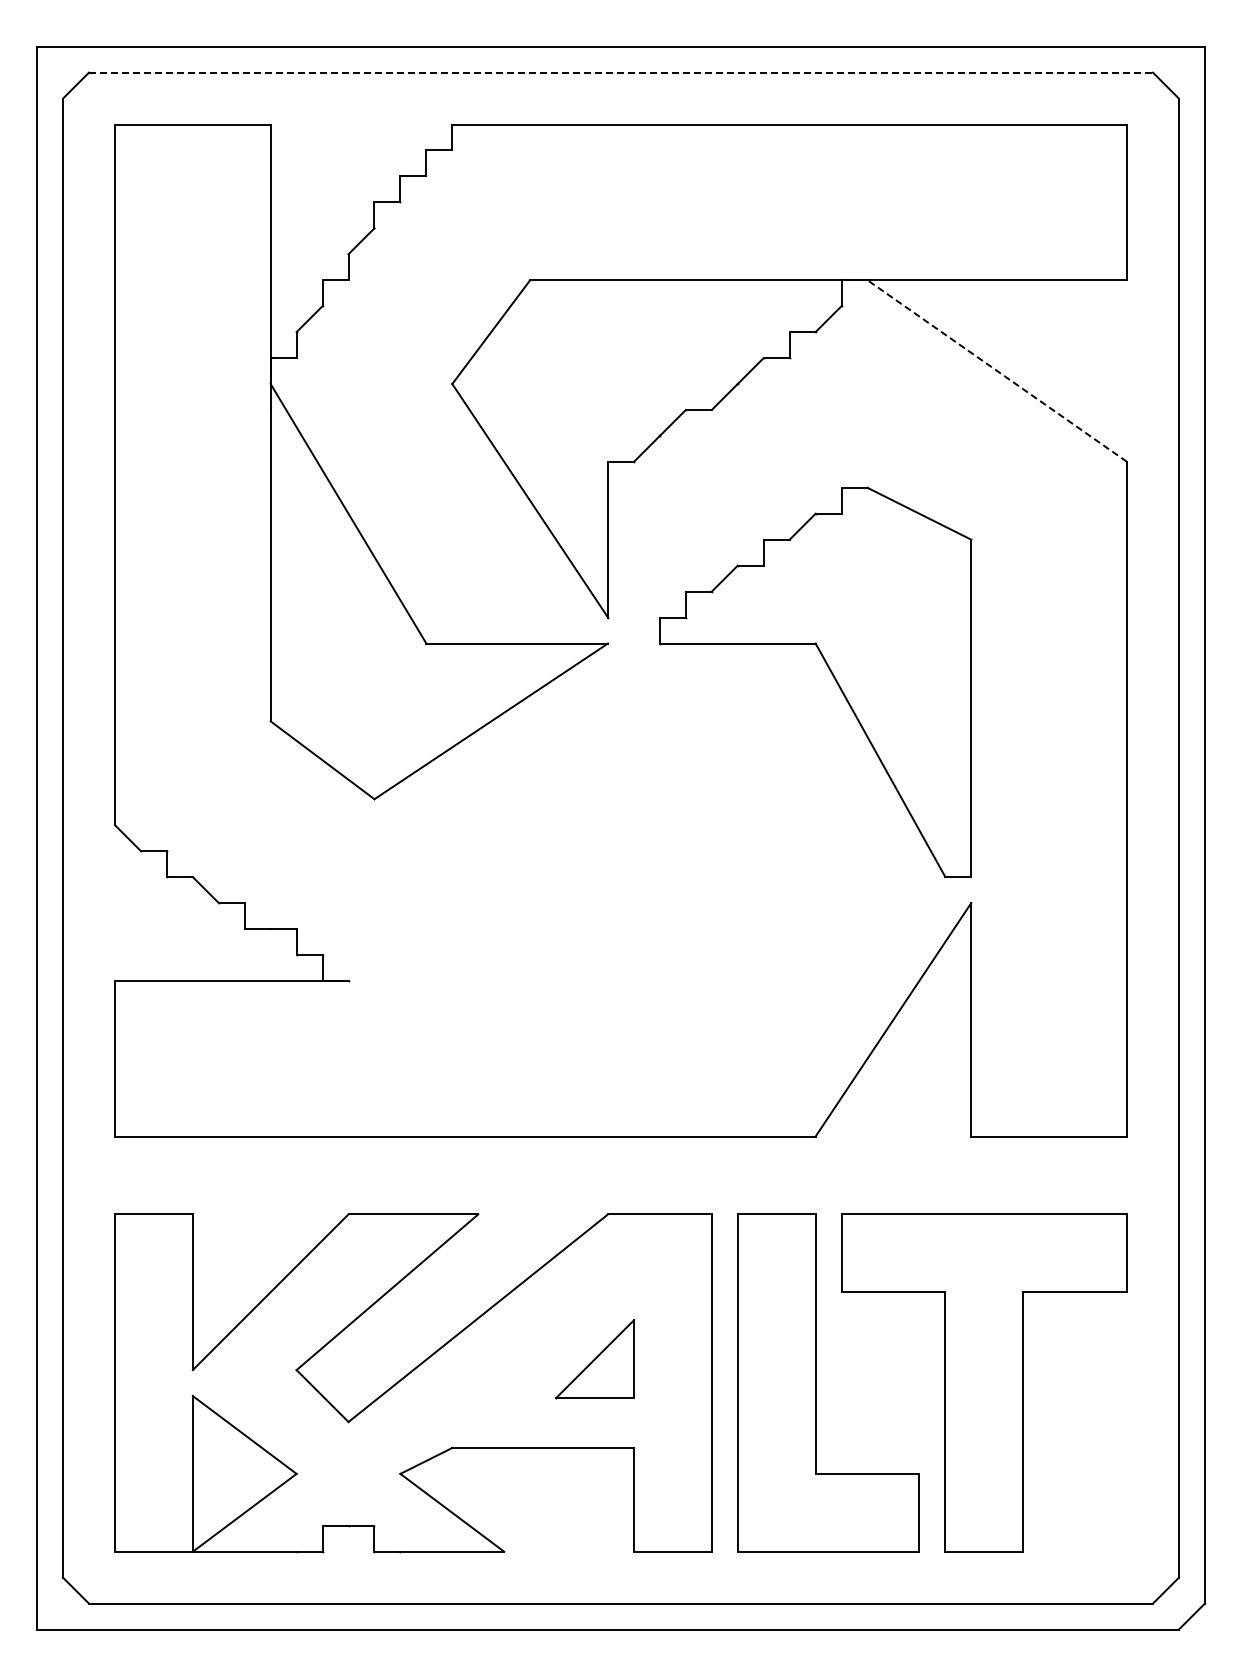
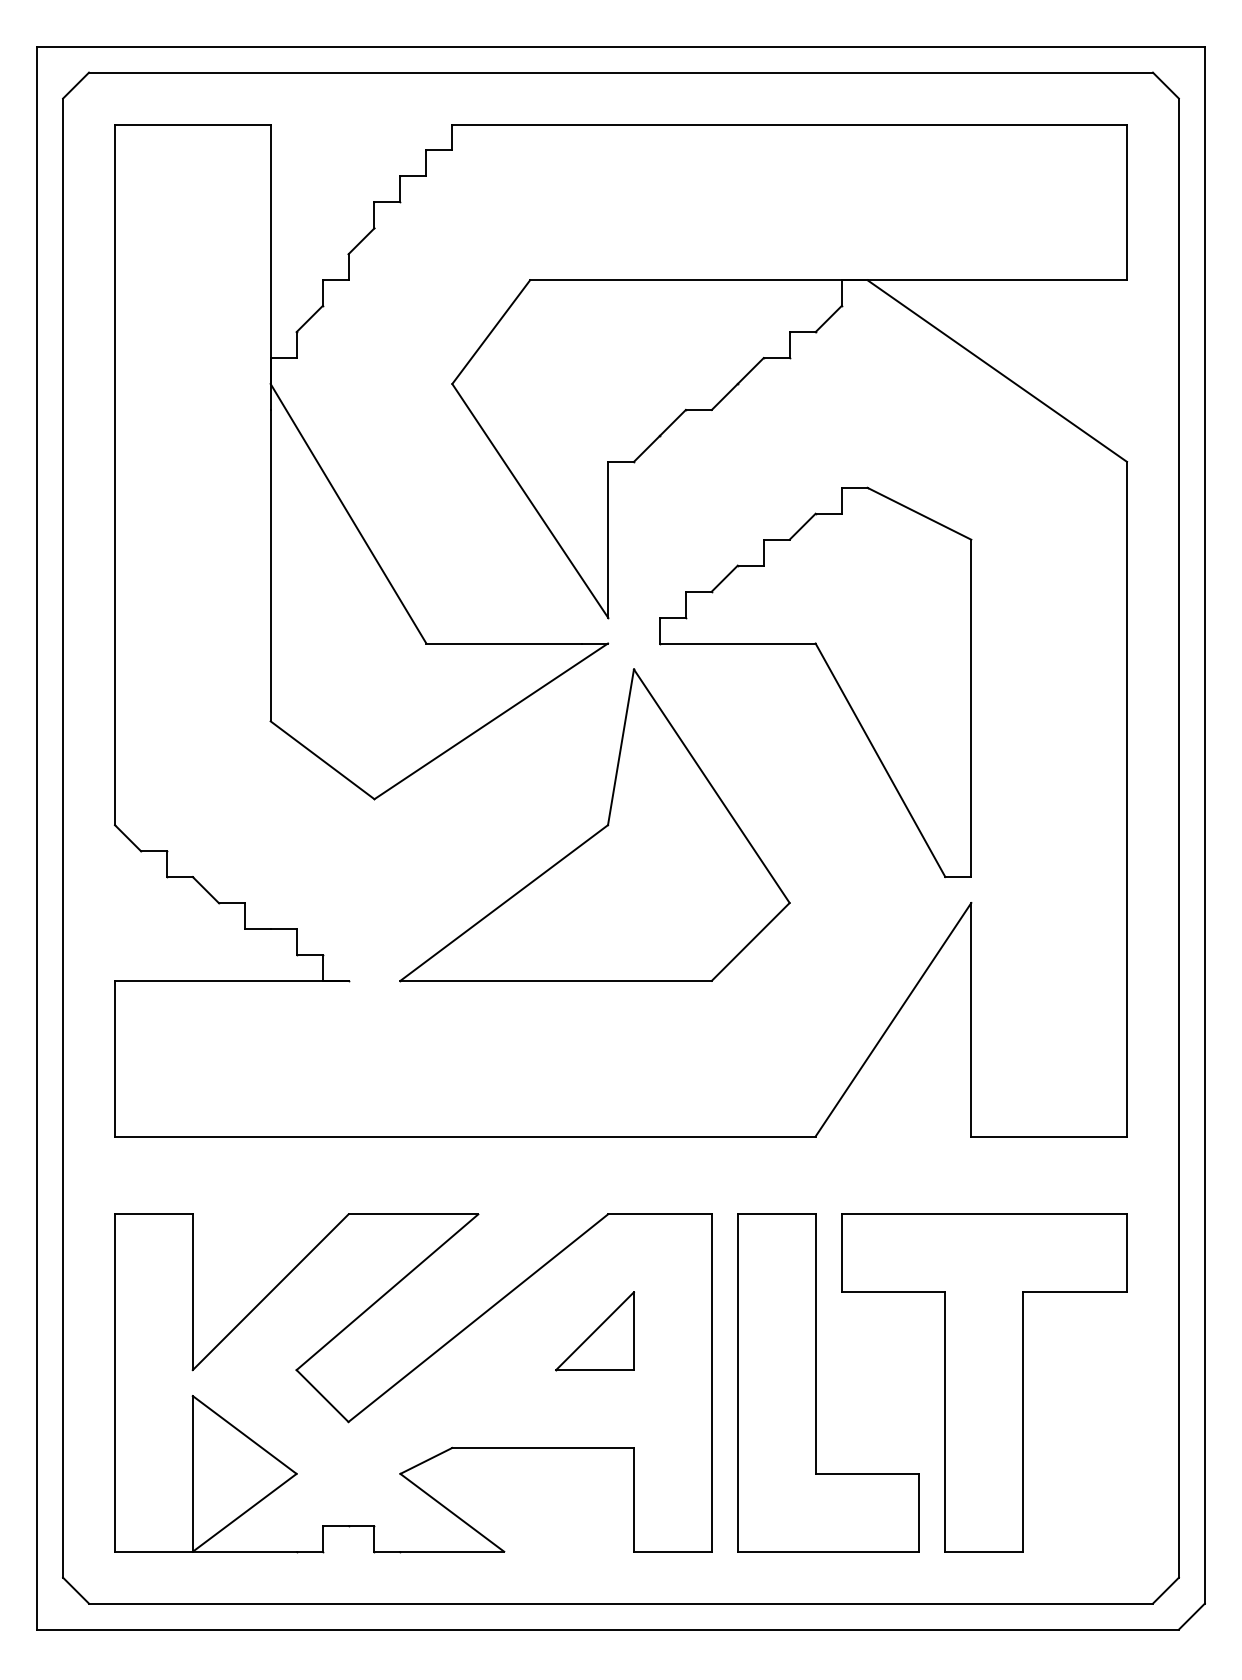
line: dashed -> solid (621, 72)
line: dashed -> solid (996, 370)
part: none -> present (597, 831)
part position: (594, 1359) -> (594, 1331) (594, 1331)
